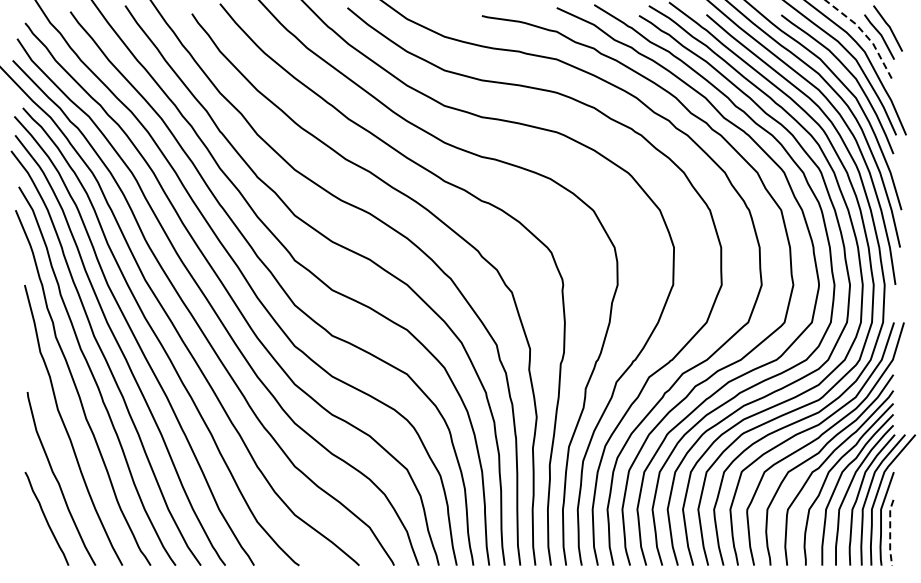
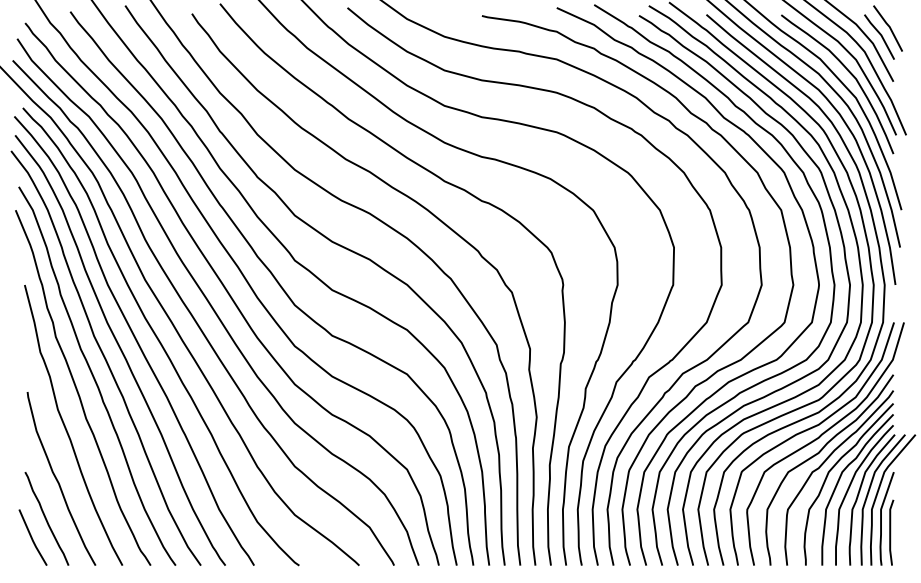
line: dashed -> solid (866, 36)
line: dashed -> solid (890, 532)
line: none -> present (32, 537)
